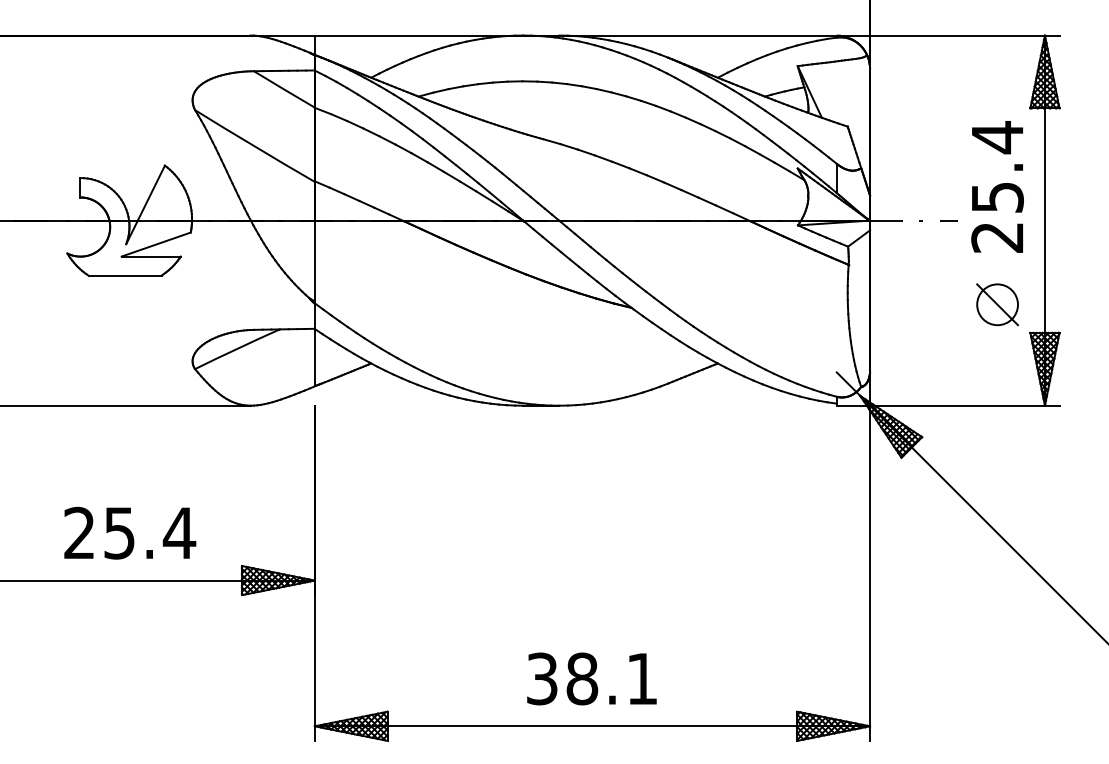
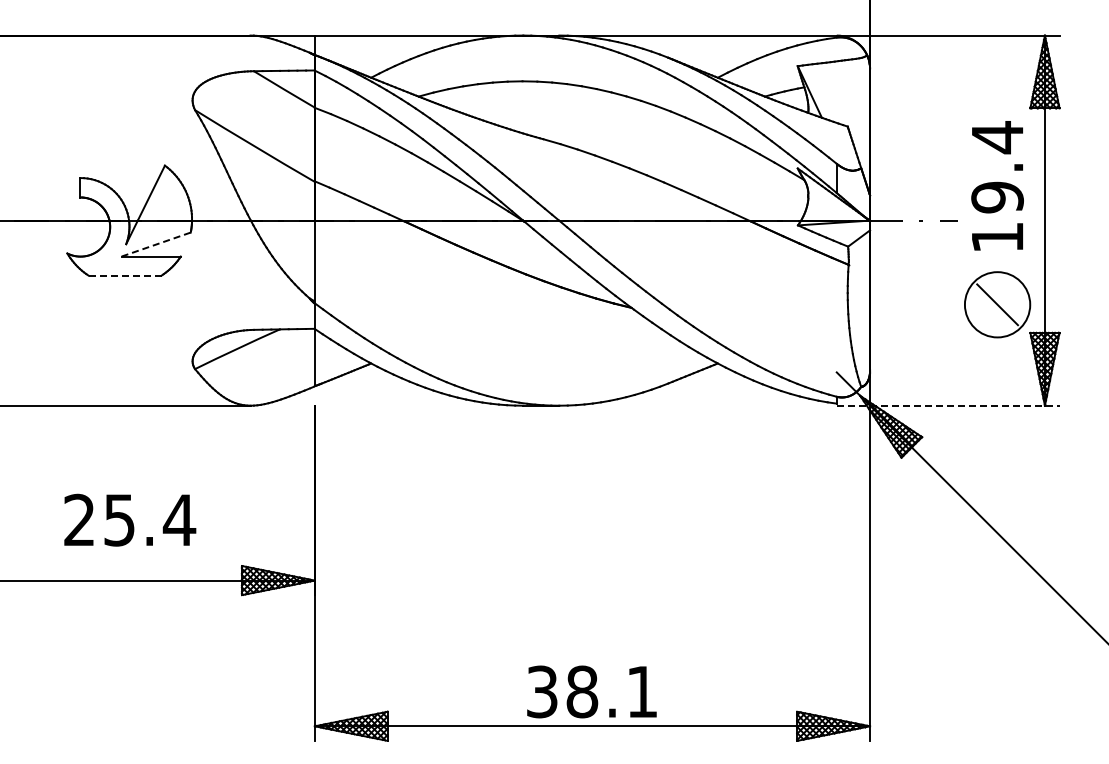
text: 25.4 -> 19.4 (997, 216)
line: solid -> dashed (156, 244)
line: solid -> dashed (125, 275)
circle diameter: 41 px -> 65 px (997, 304)
line: solid -> dashed (948, 405)
text position: (130, 532) -> (130, 519) (130, 519)
text position: (591, 678) -> (591, 691) (591, 691)
